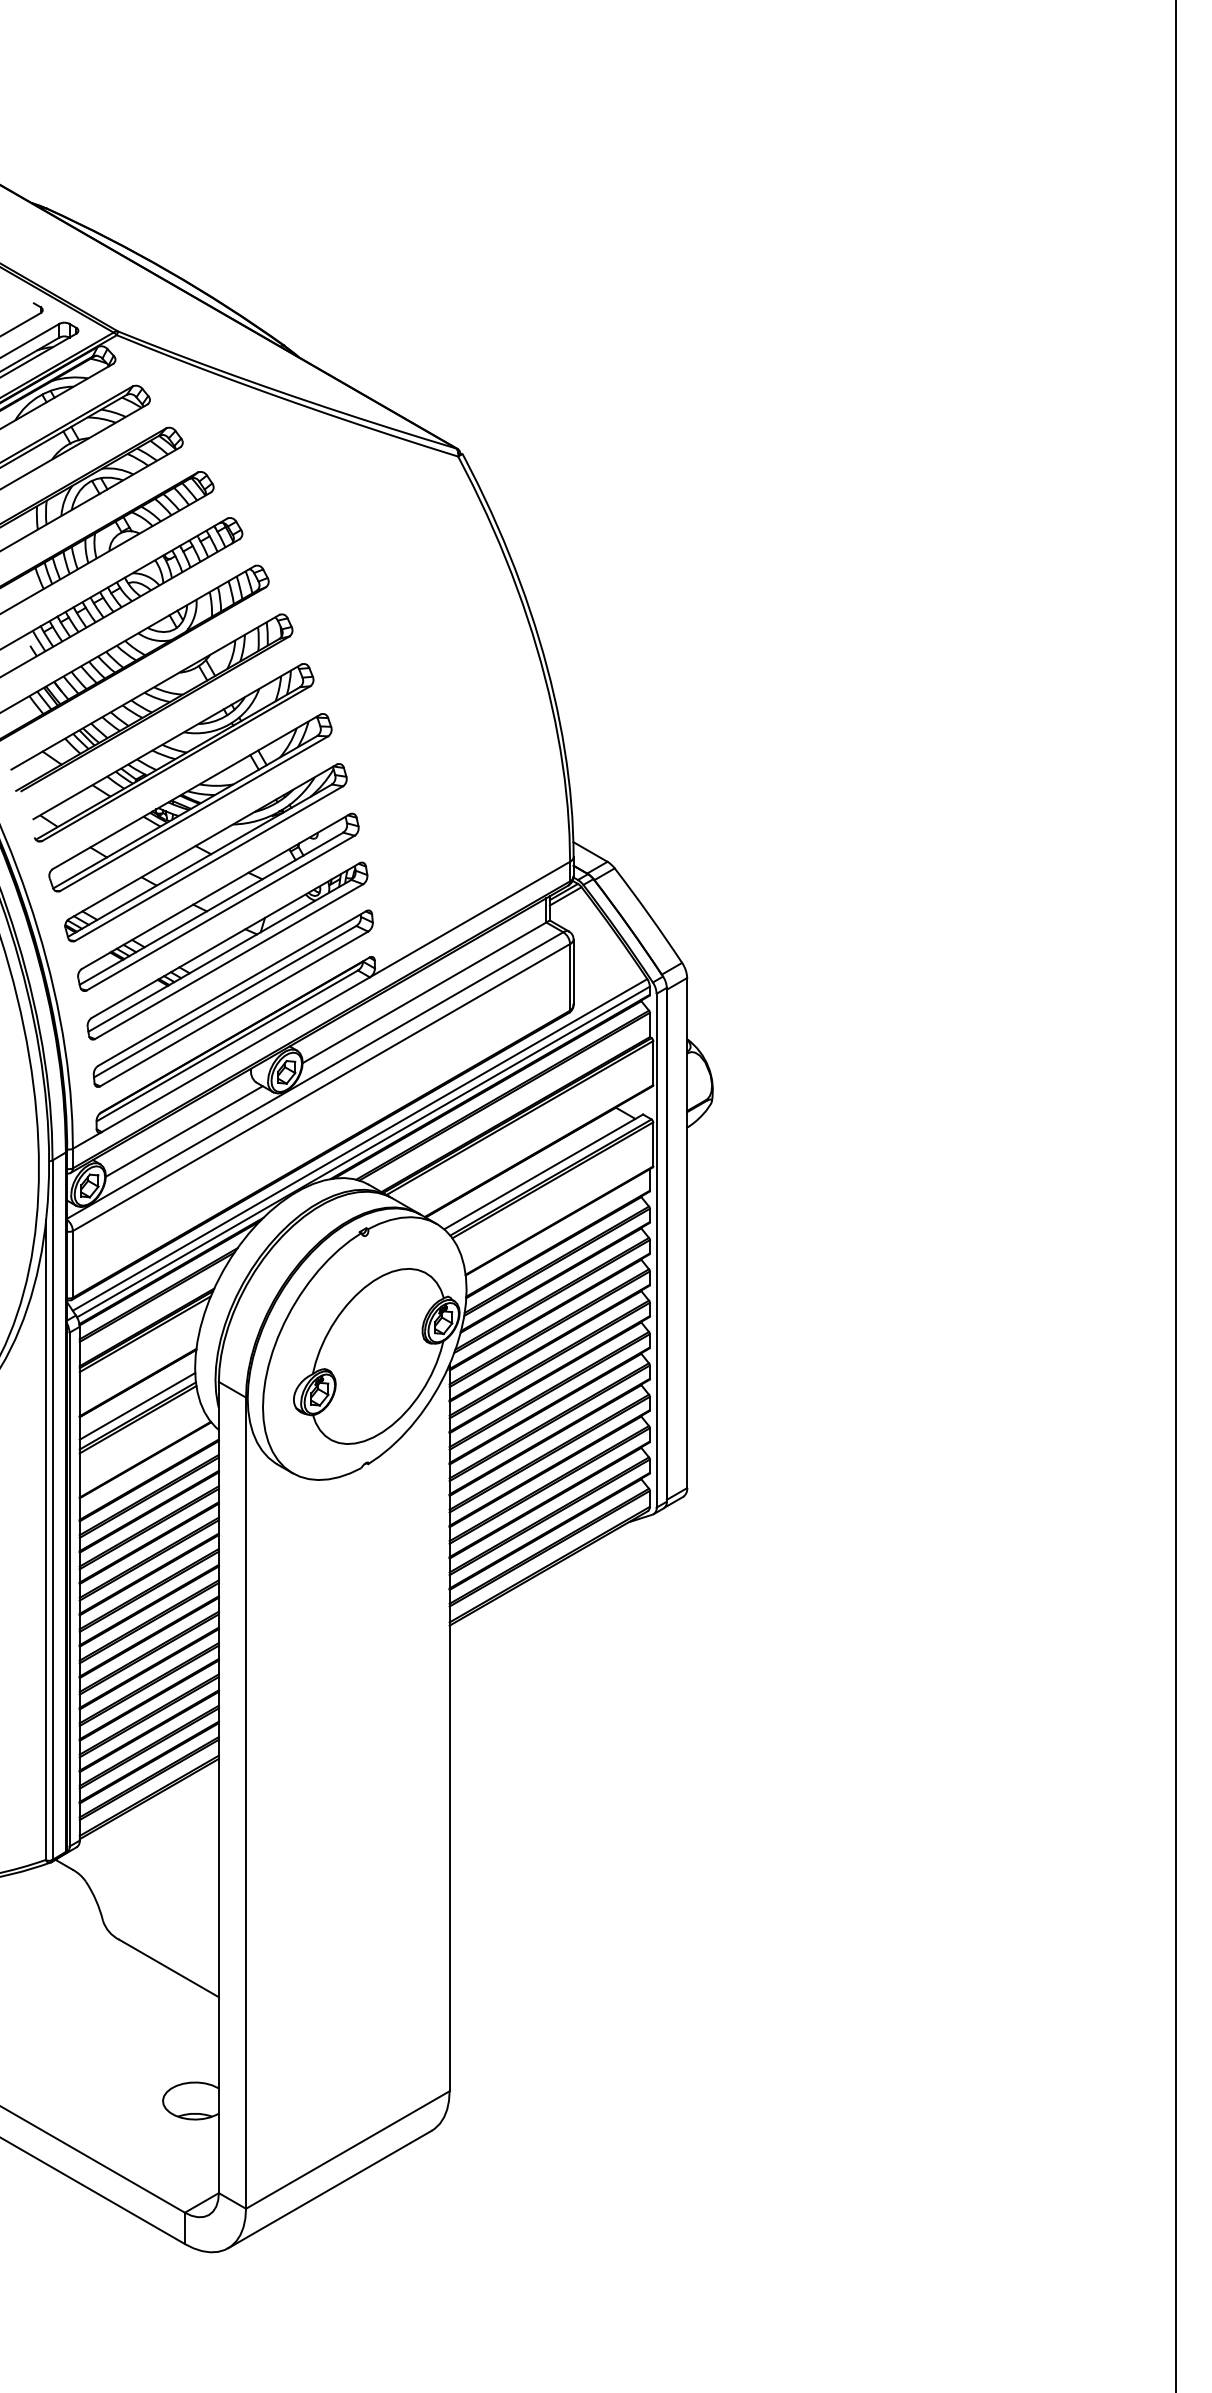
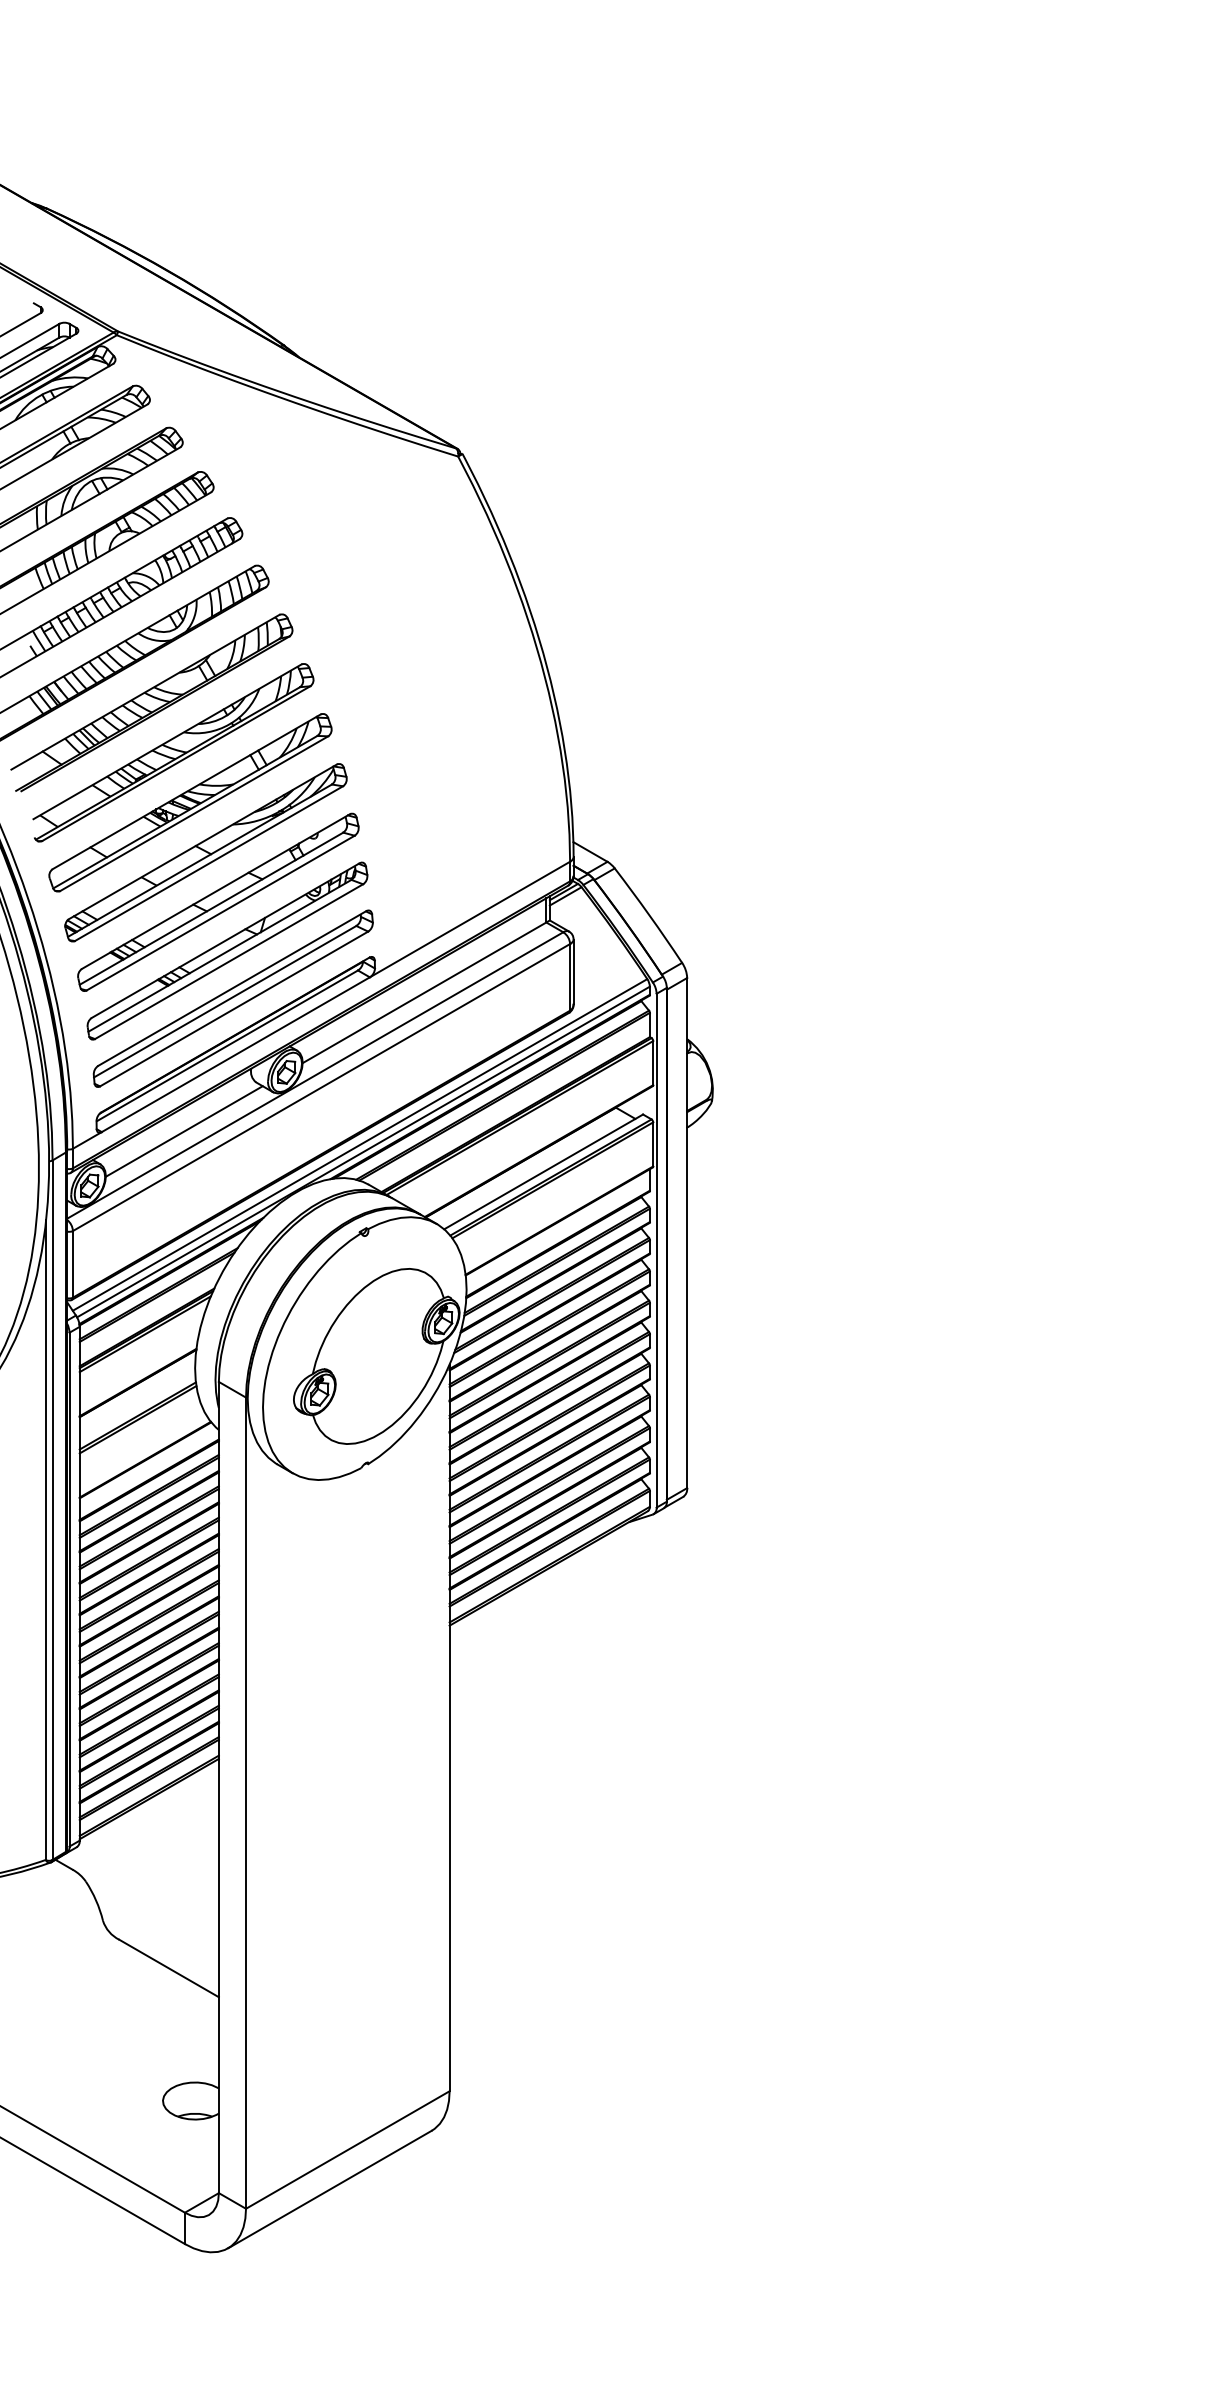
line: present -> none (1175, 1195)
line: present -> none (137, 1406)
